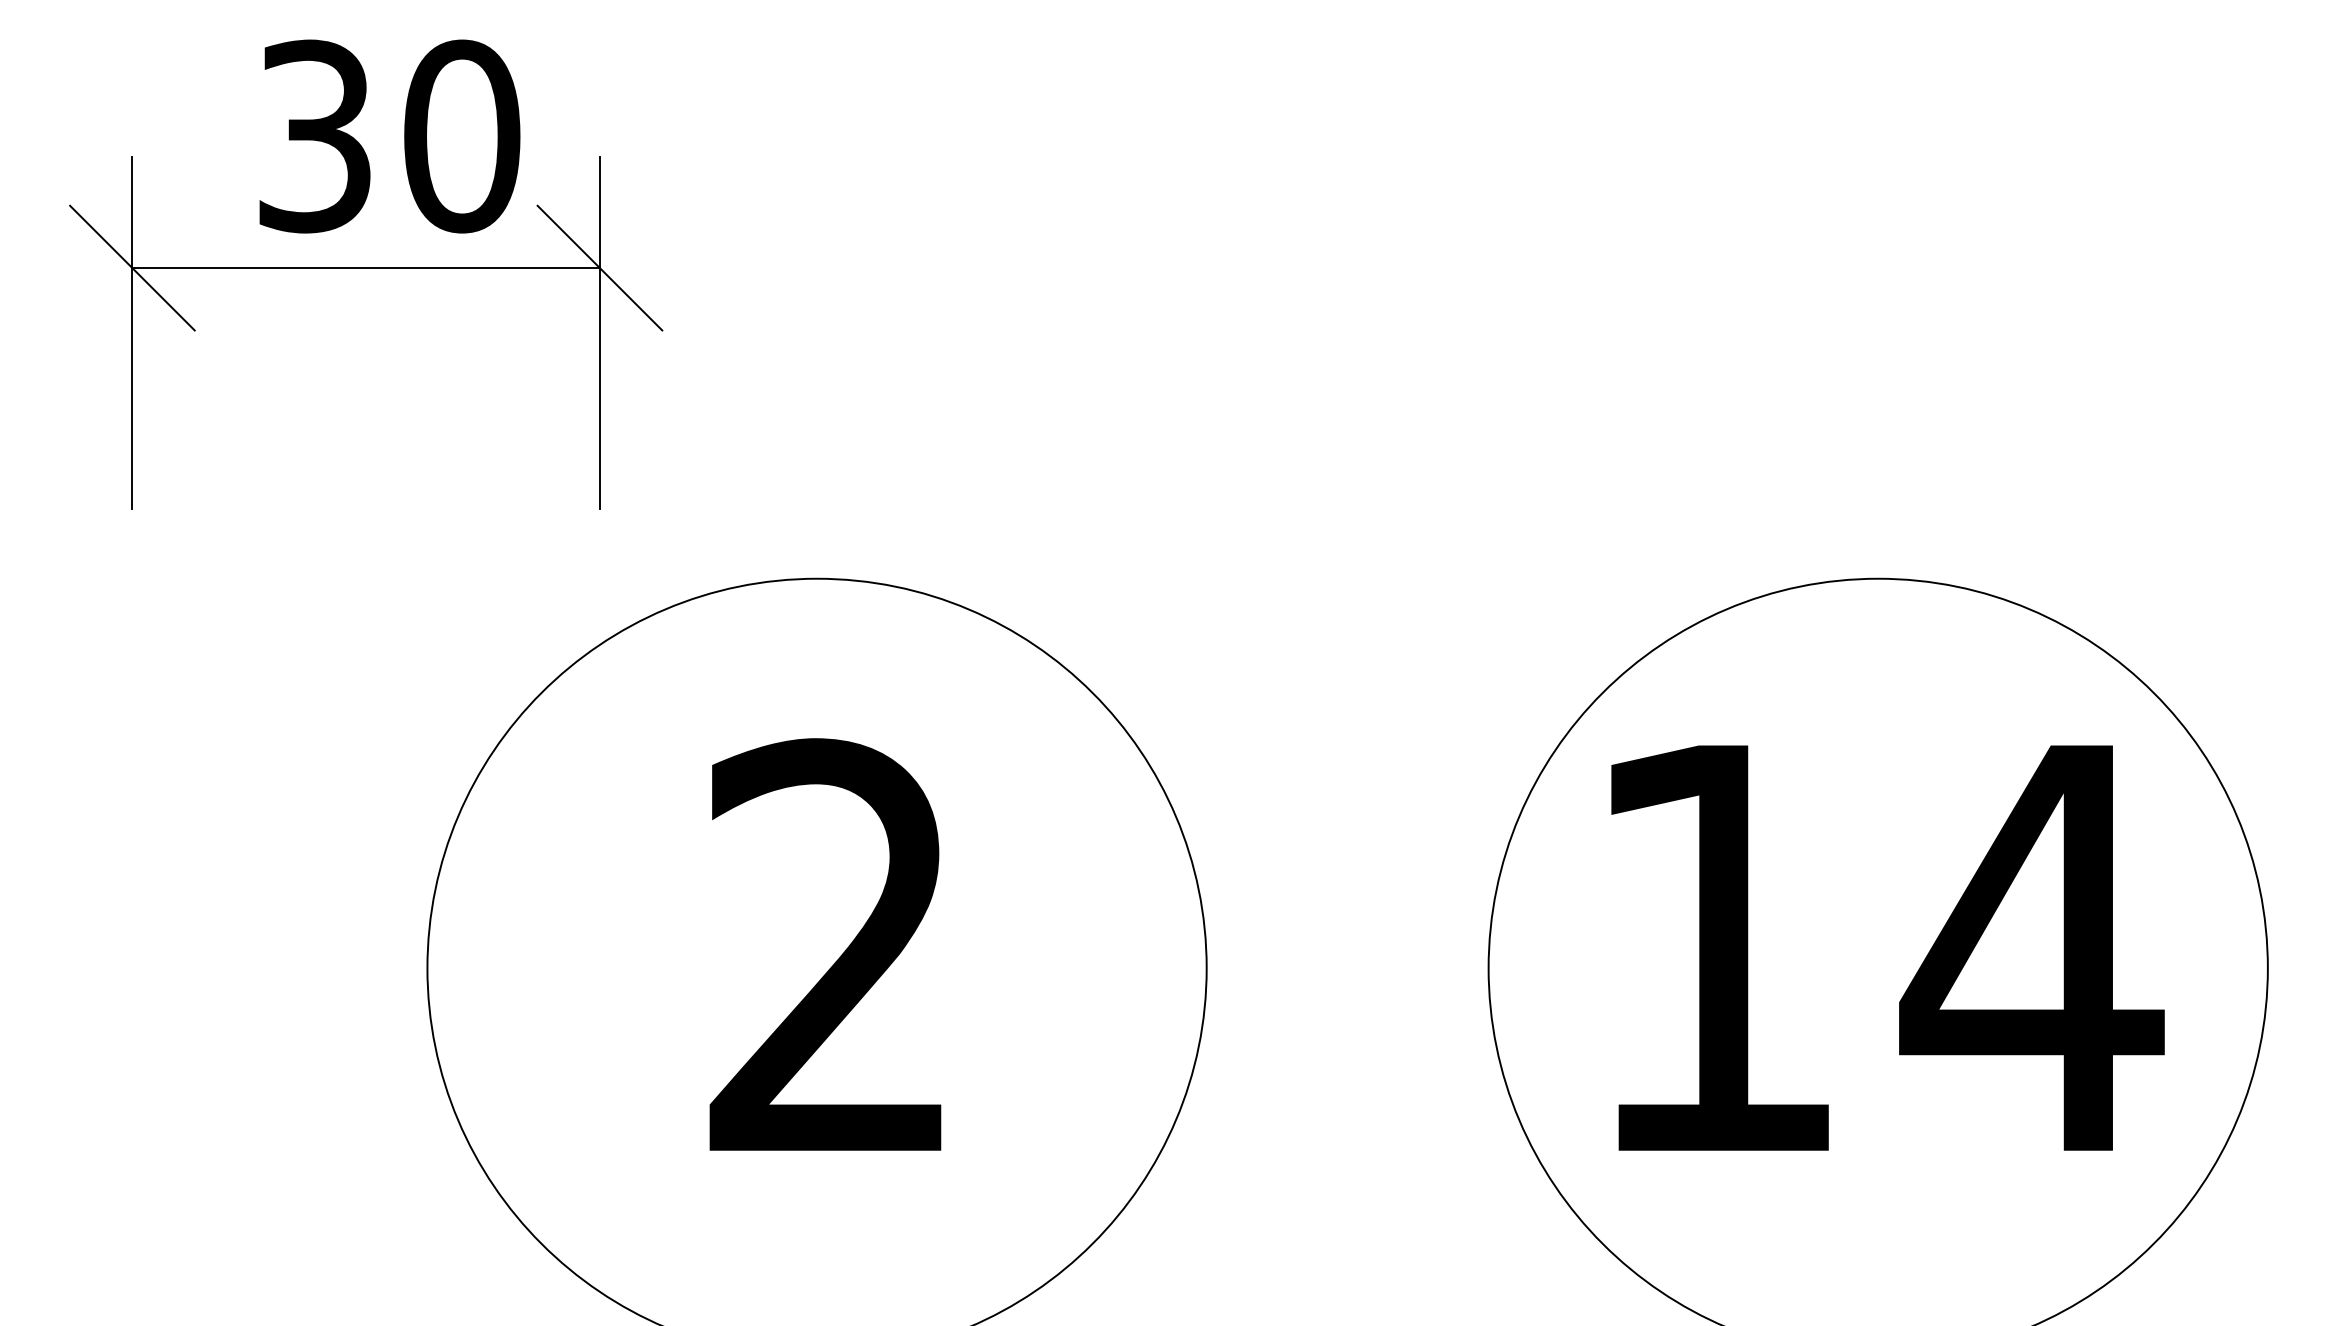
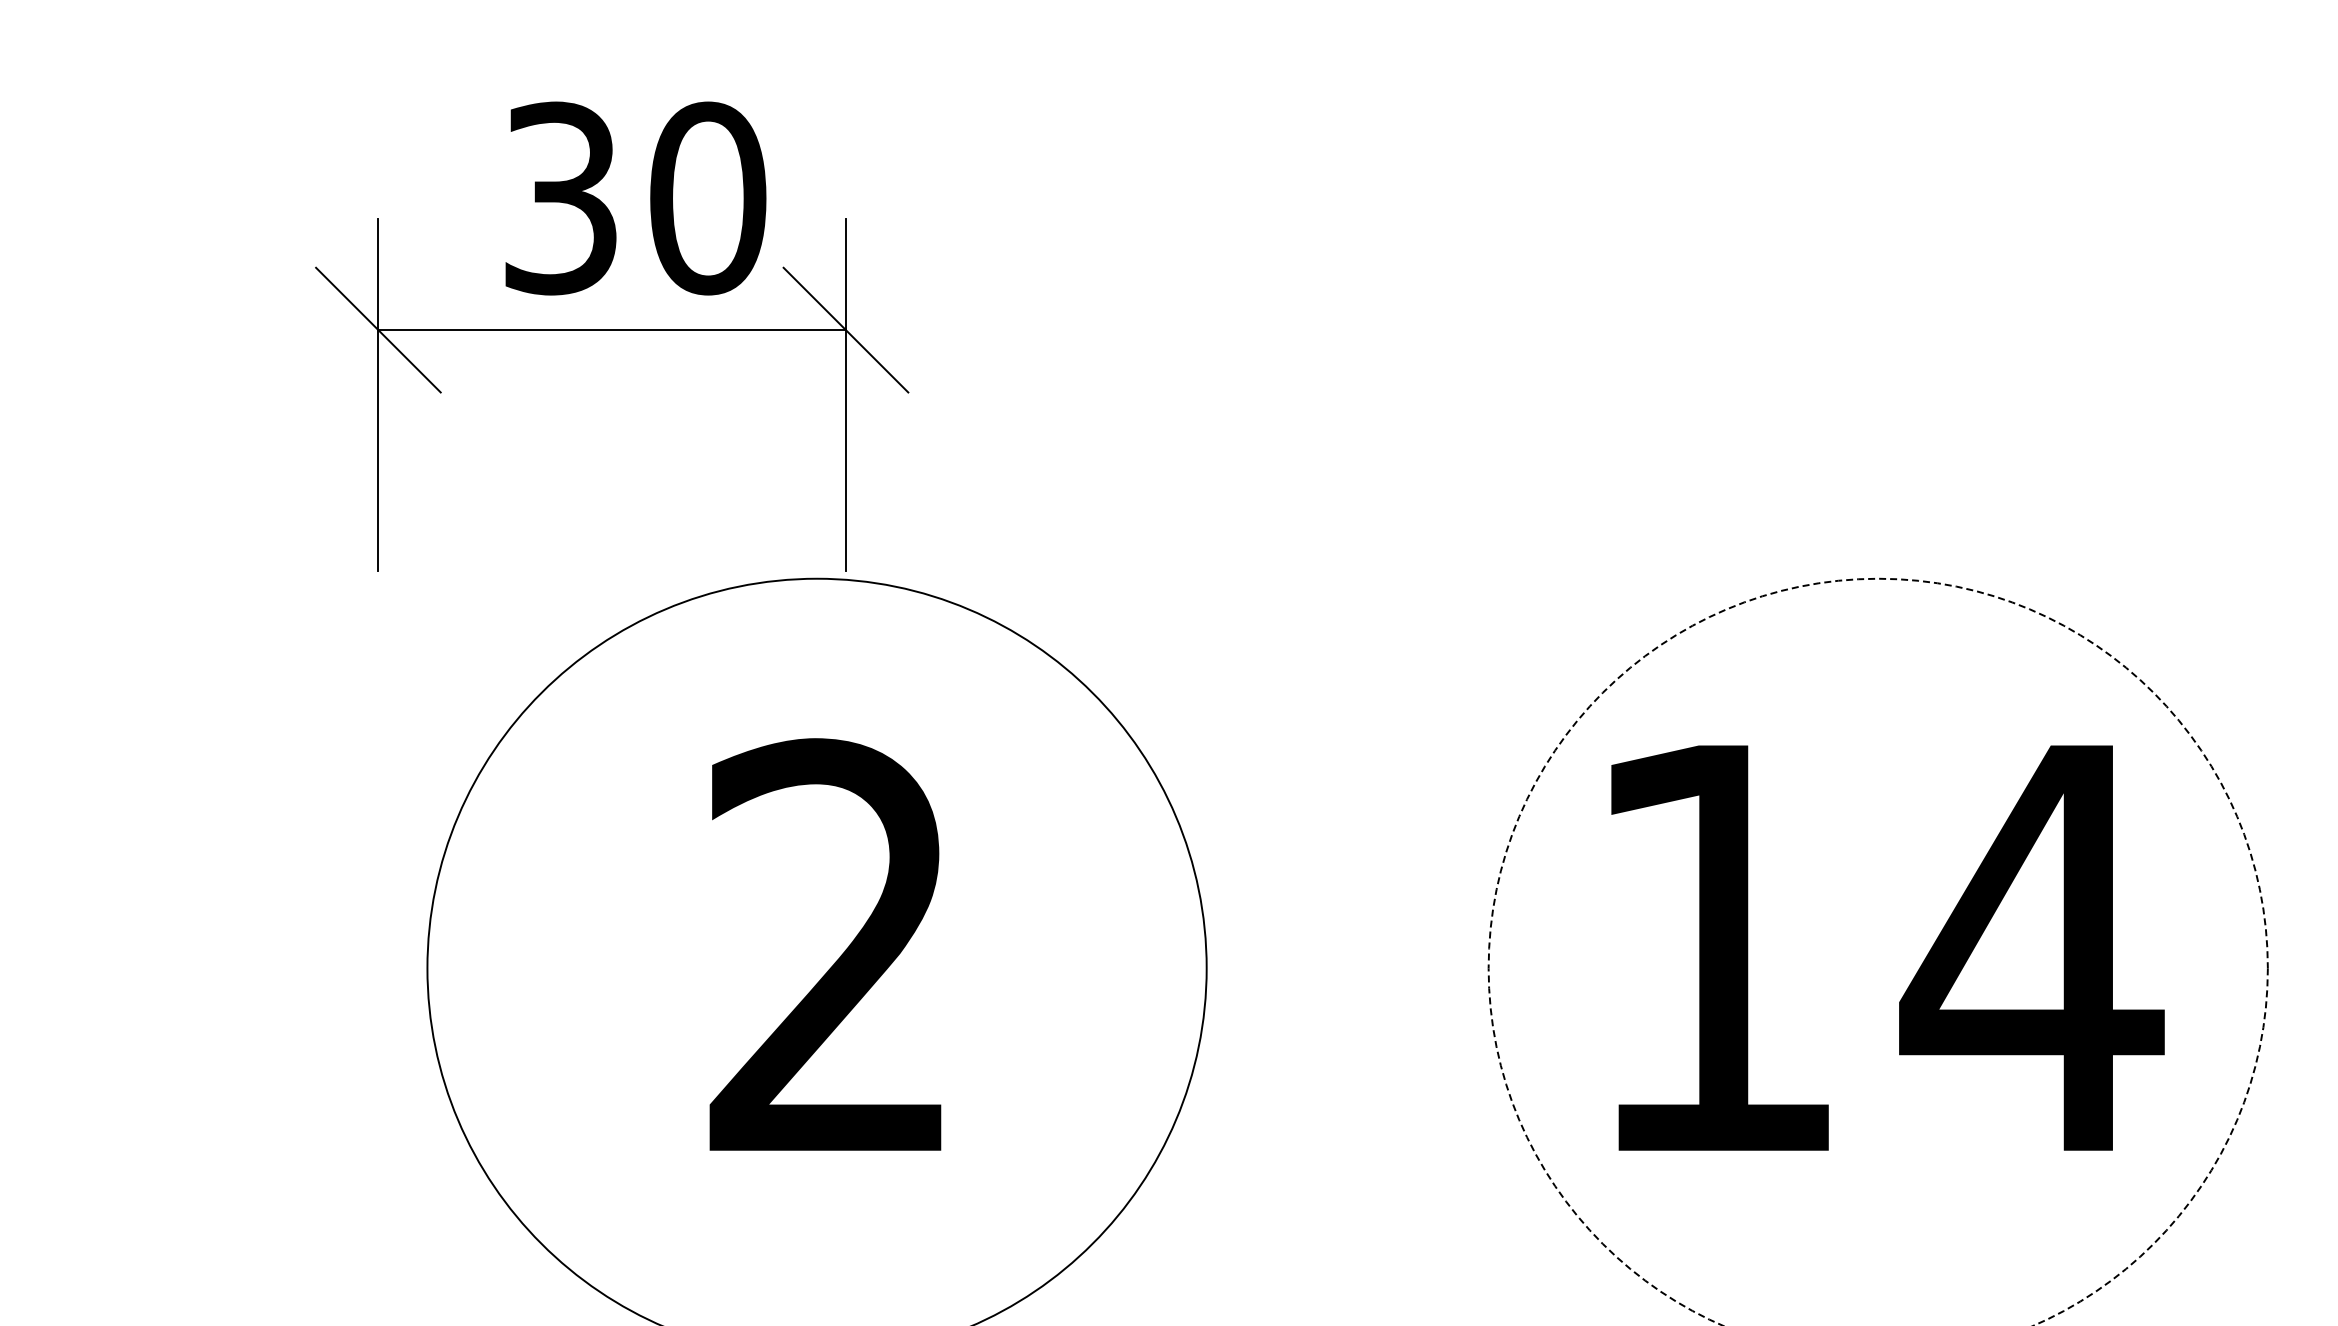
part position: (366, 274) -> (612, 336) (612, 336)
circle: solid -> dashed (1877, 951)
